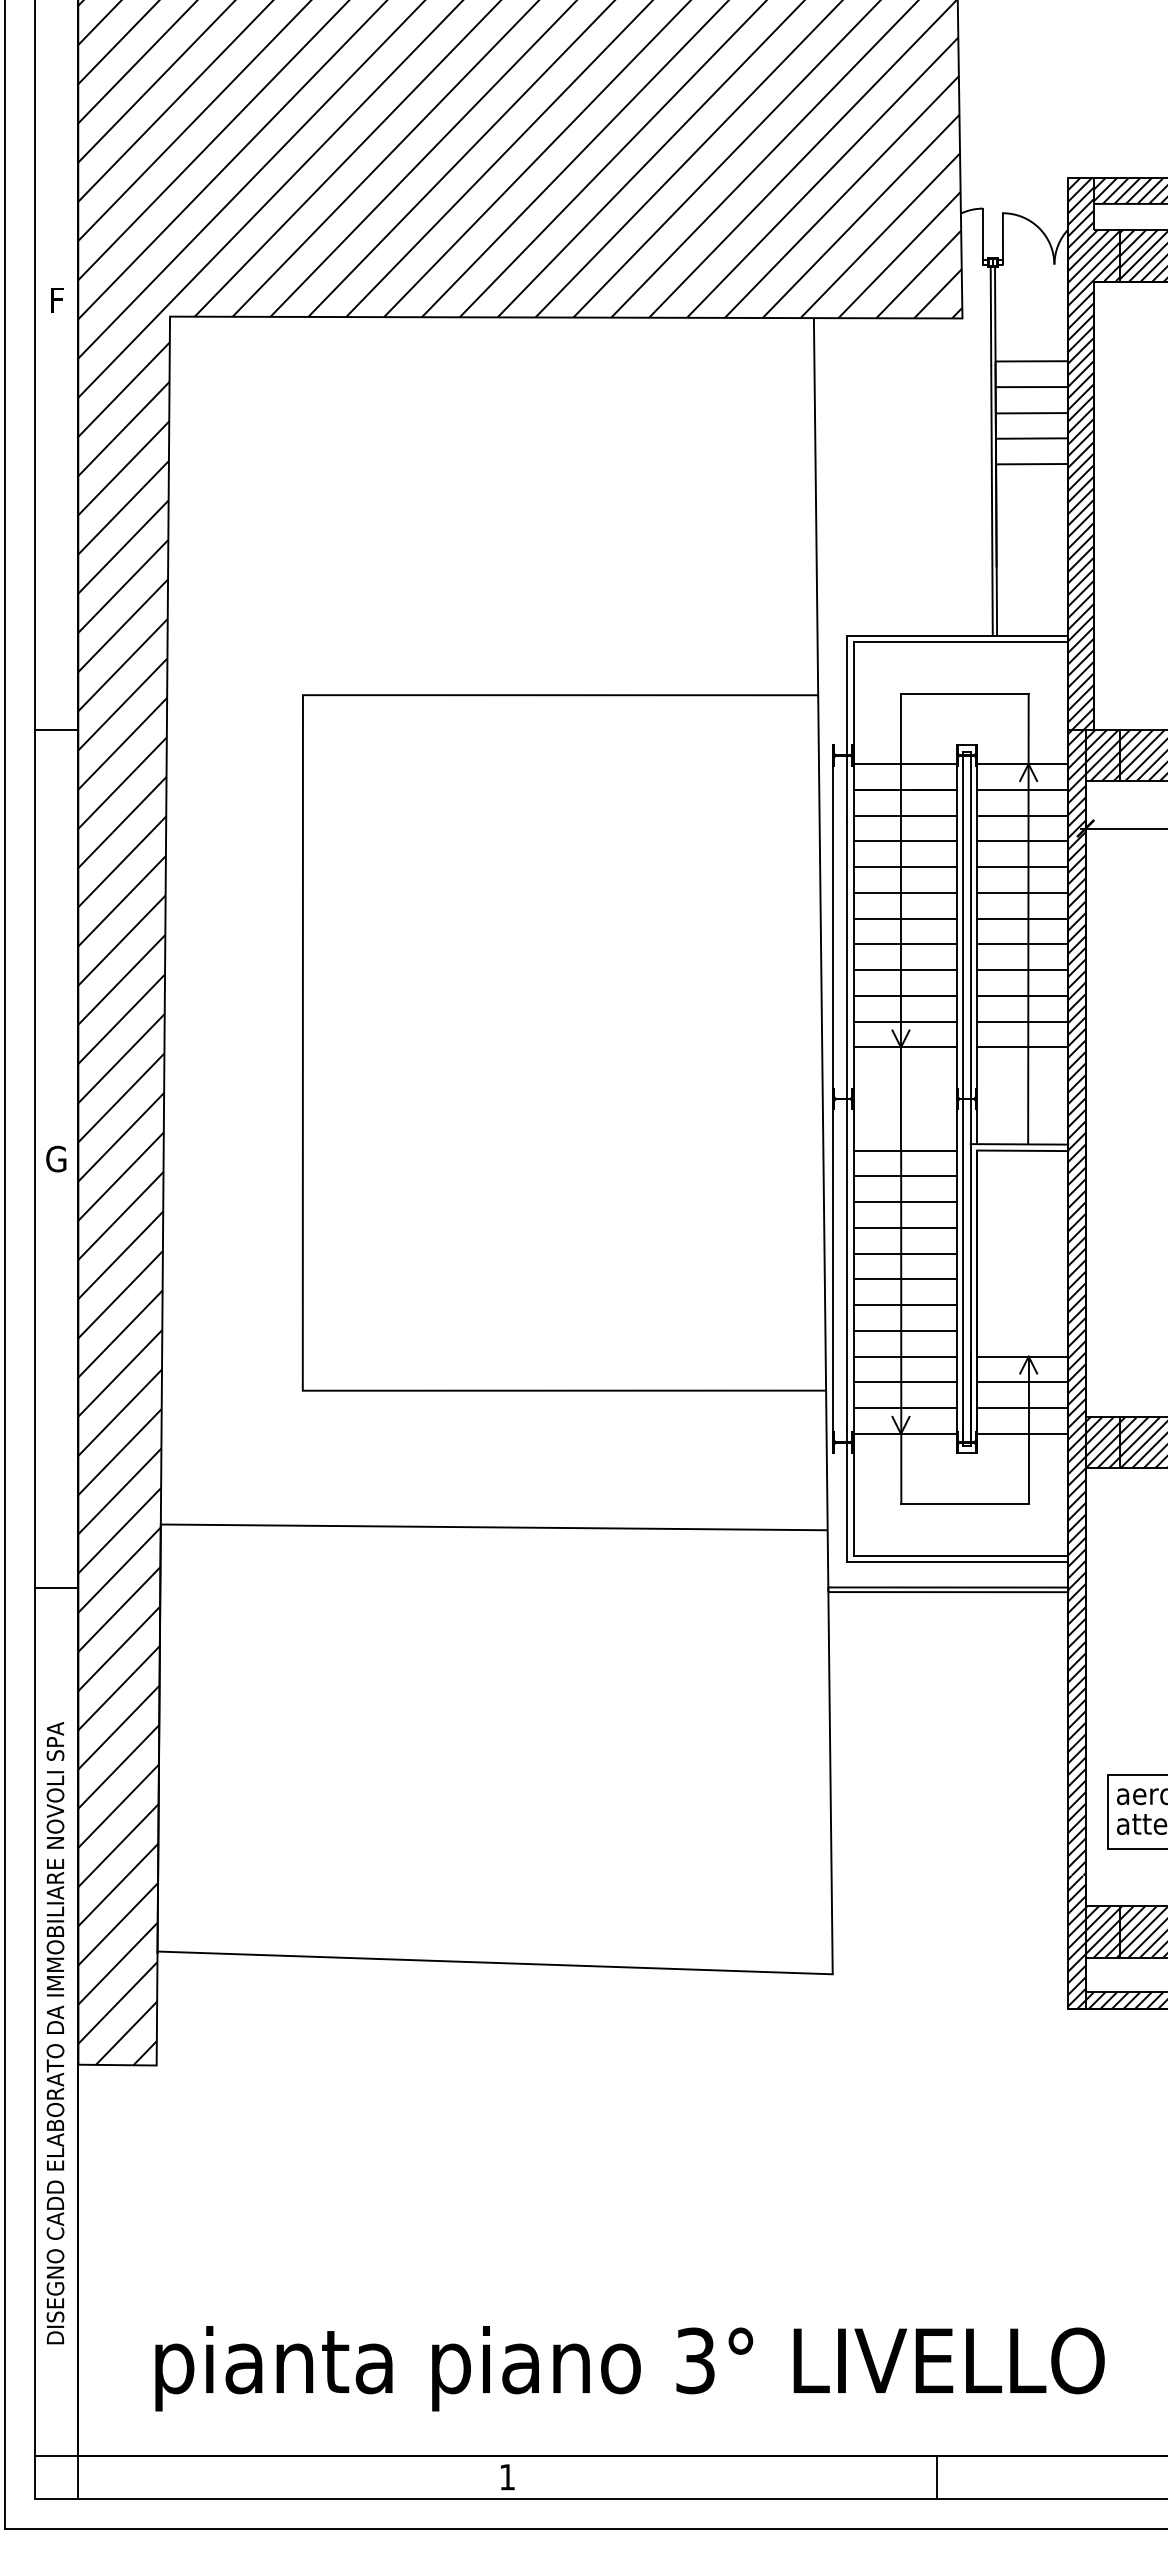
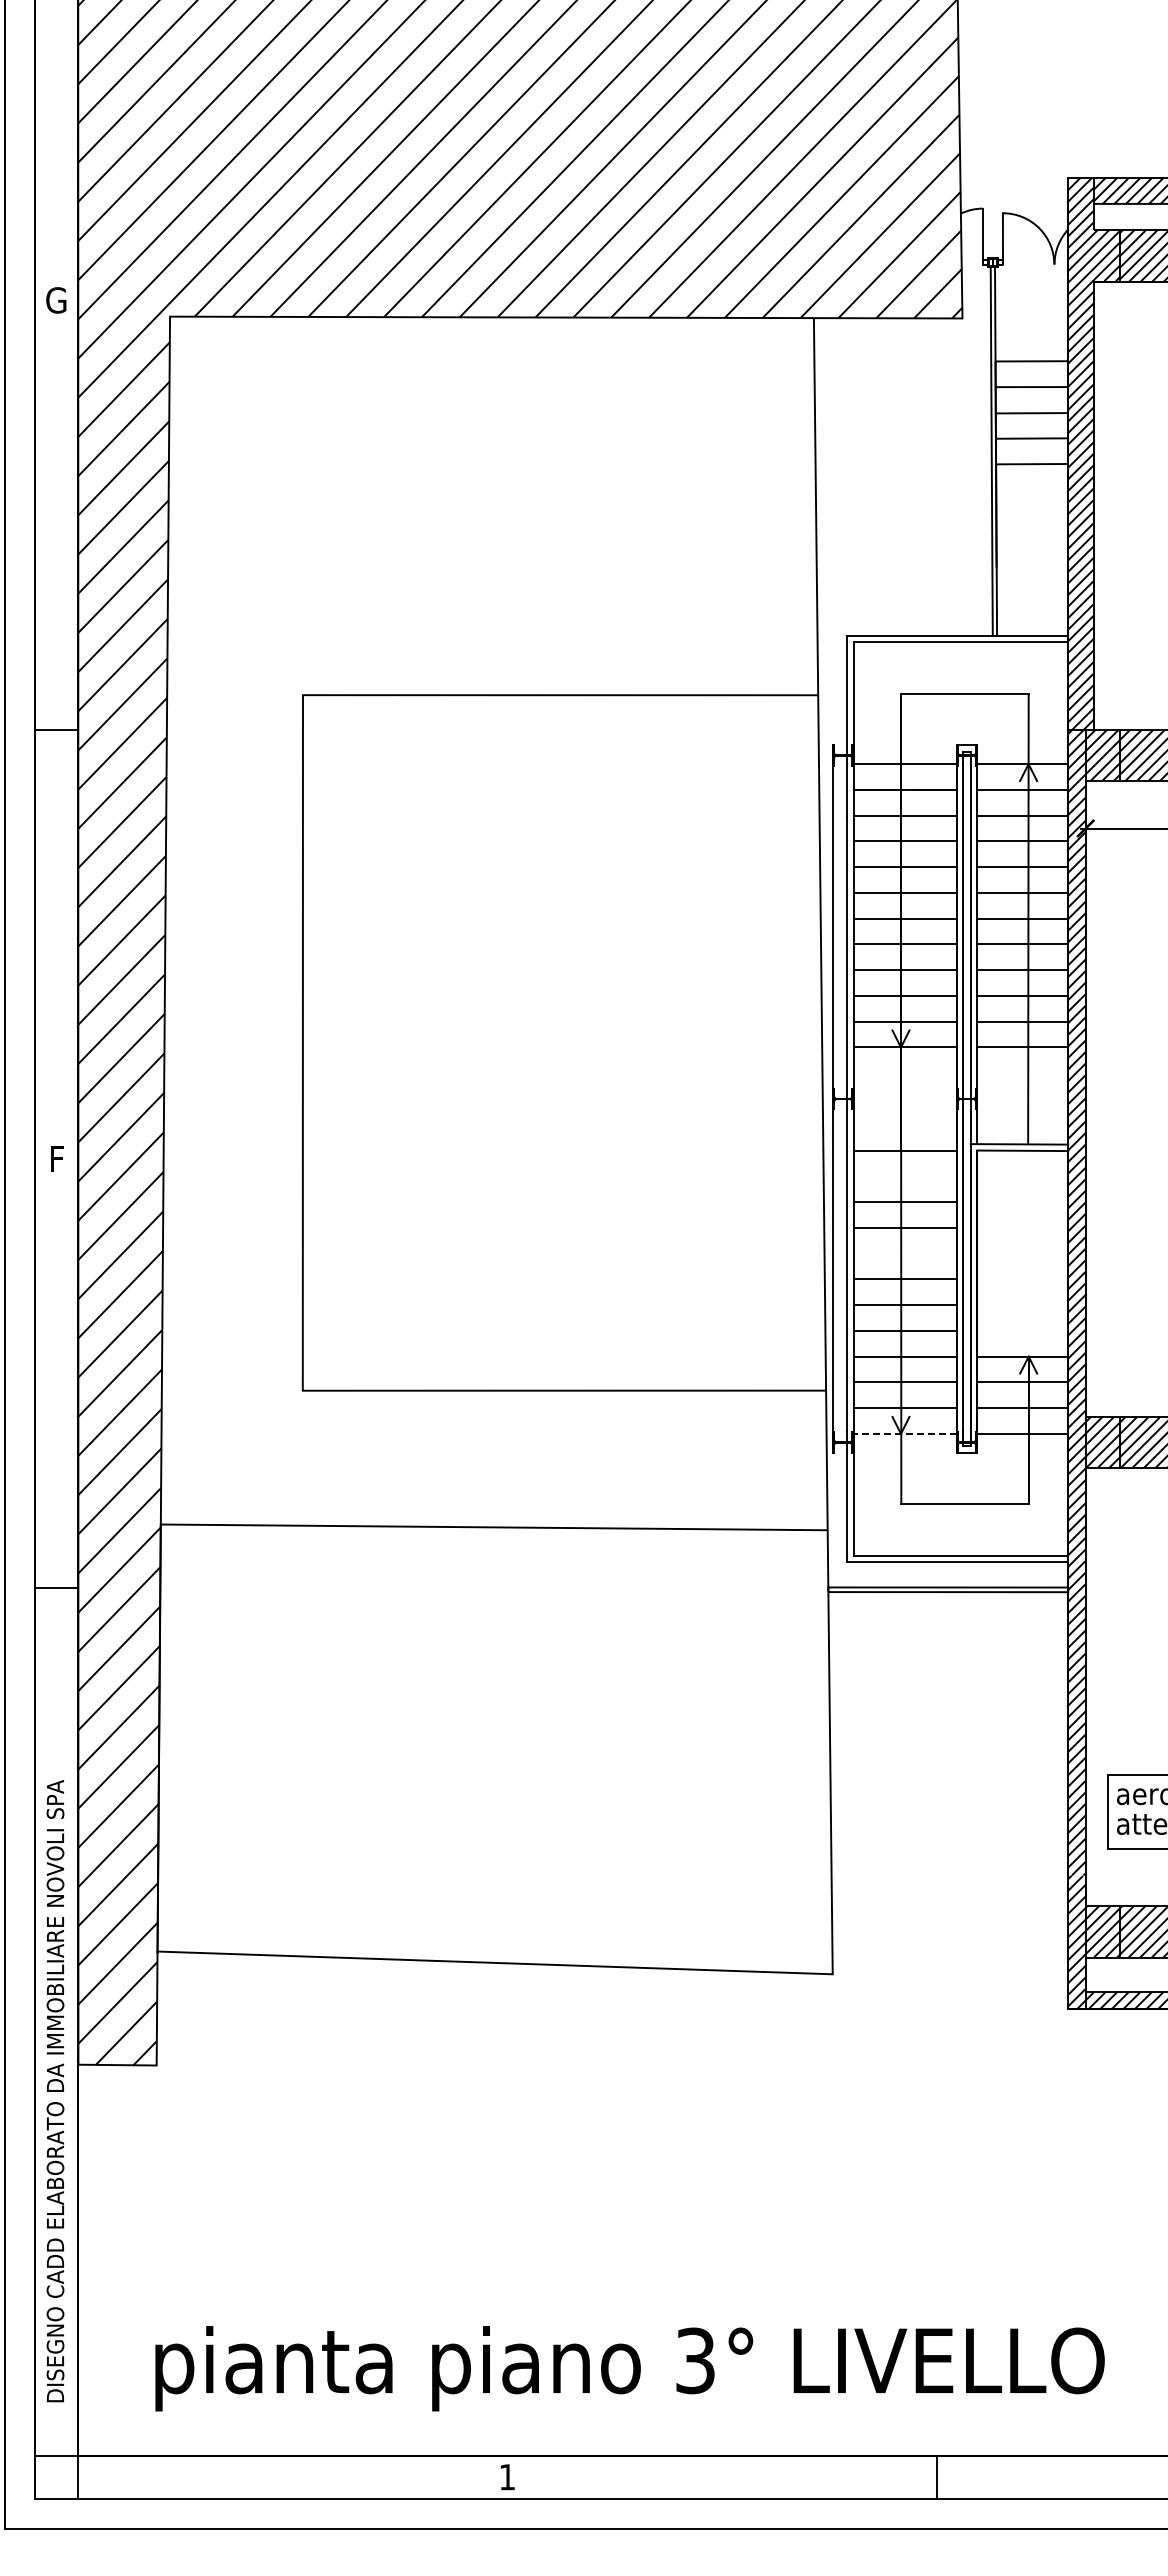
text: F -> G (56, 300)
text: G -> F (56, 1158)
line: present -> none (904, 1176)
line: present -> none (904, 1253)
line: solid -> dashed (905, 1433)
text position: (55, 2033) -> (55, 2091) (55, 2091)
